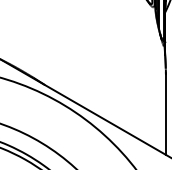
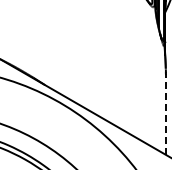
line: solid -> dashed (165, 114)
